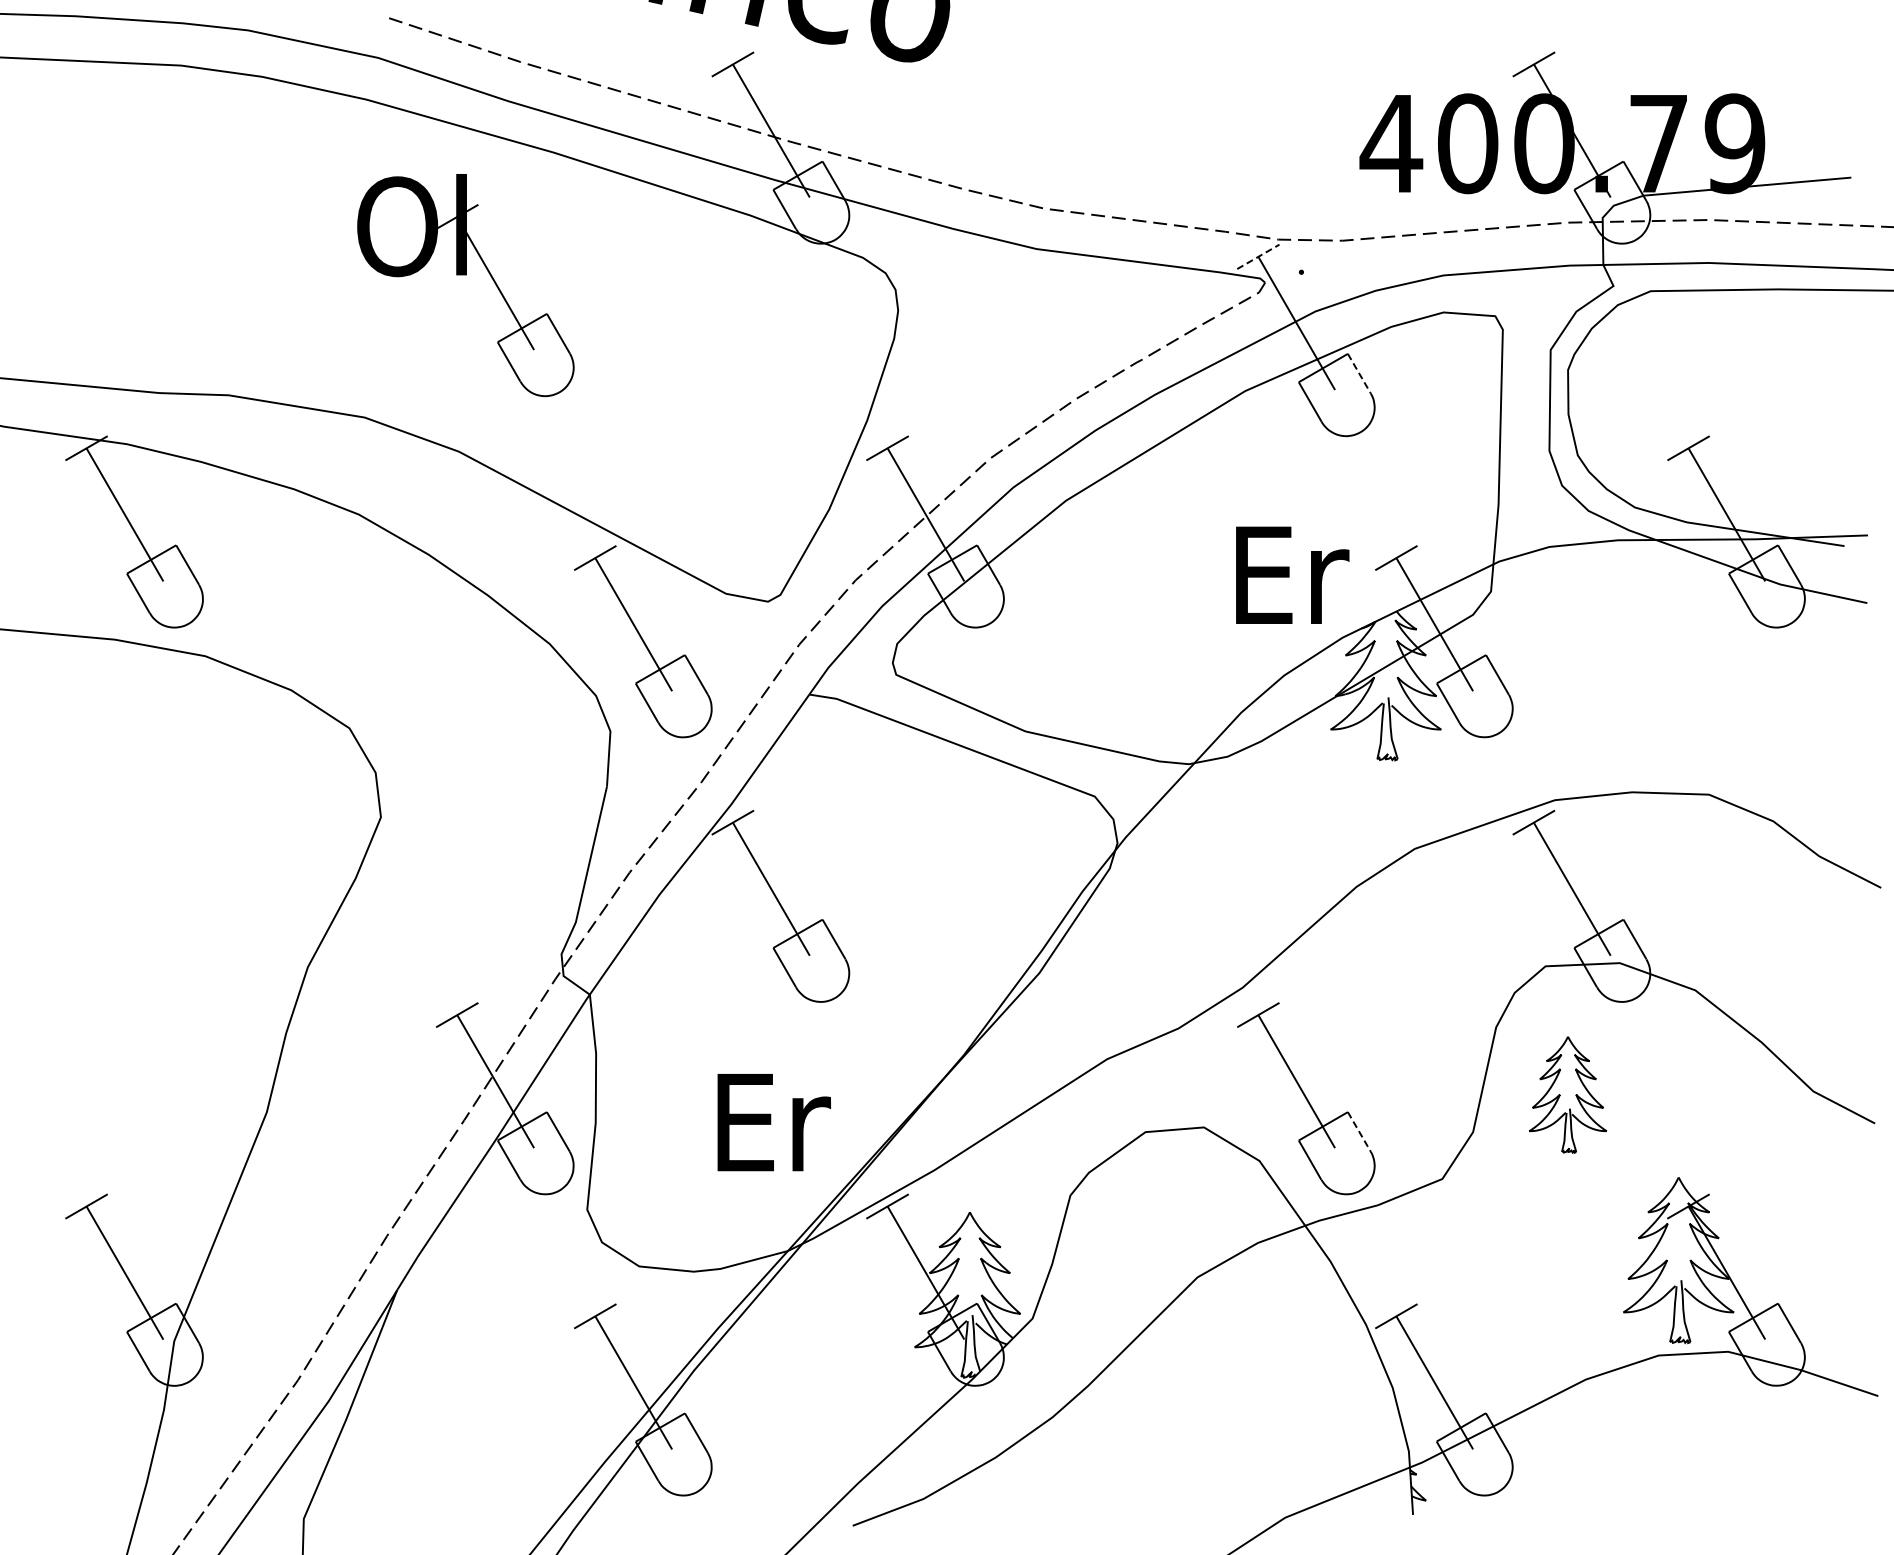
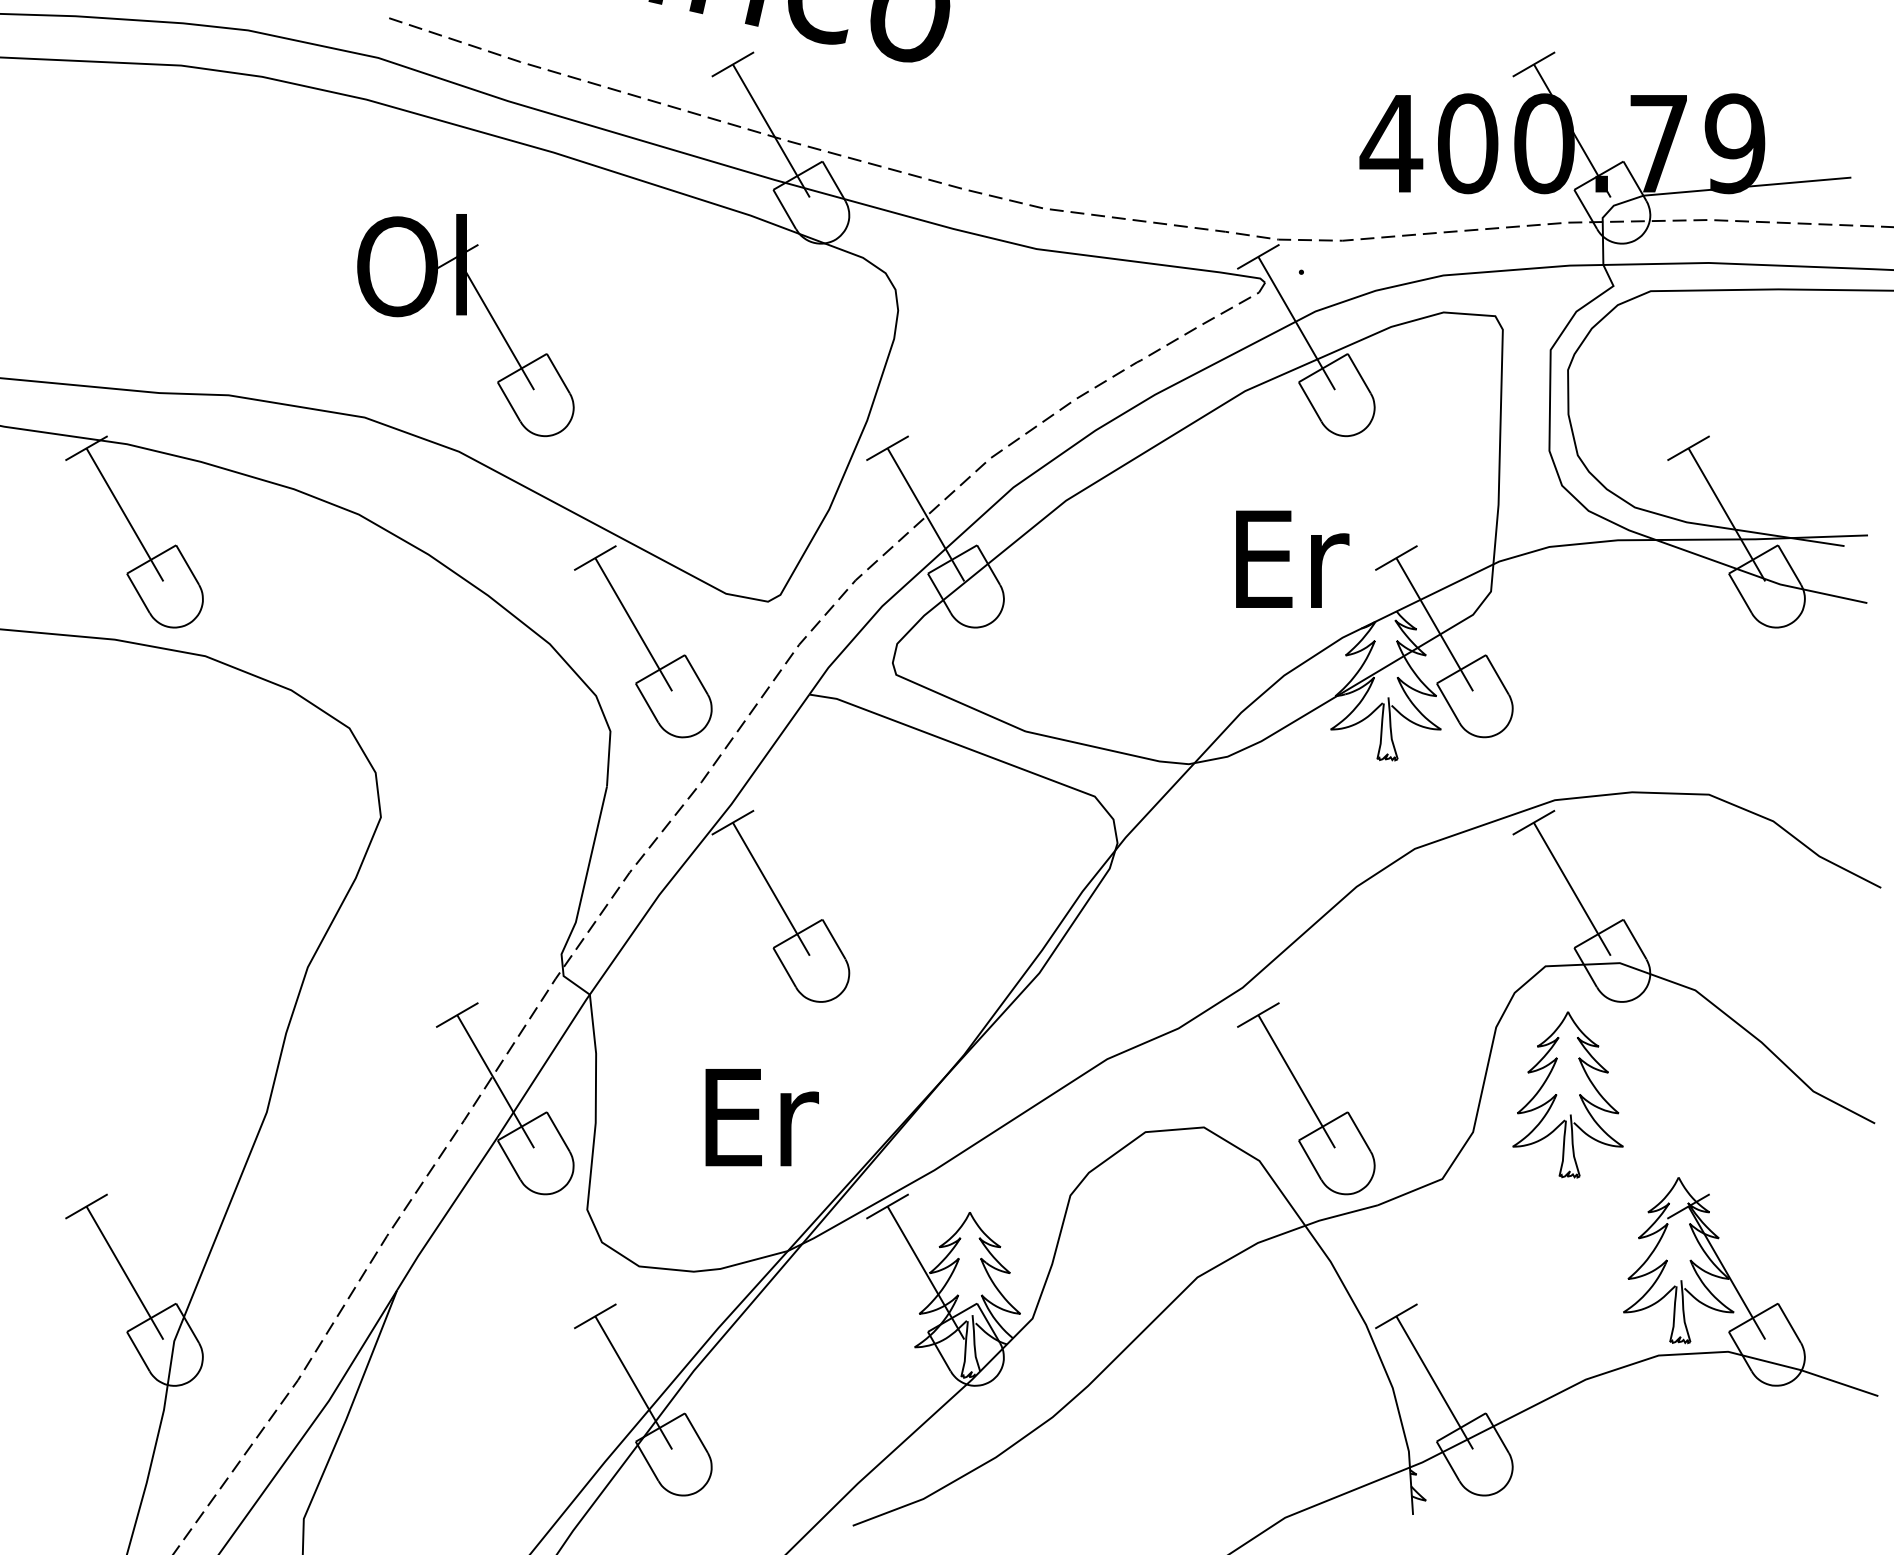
line: dashed -> solid (1258, 256)
part position: (465, 275) -> (465, 315) (465, 315)
line: dashed -> solid (1359, 373)
text position: (1292, 574) -> (1292, 558) (1292, 558)
part size: 79x118 px -> 112x168 px (1567, 1094)
text position: (773, 1122) -> (761, 1117) (761, 1117)
line: dashed -> solid (1359, 1131)
